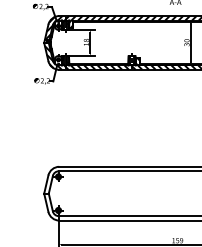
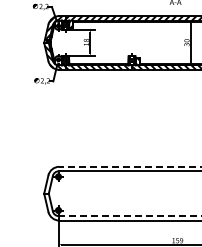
line: solid -> dashed (130, 166)
line: solid -> dashed (129, 216)
